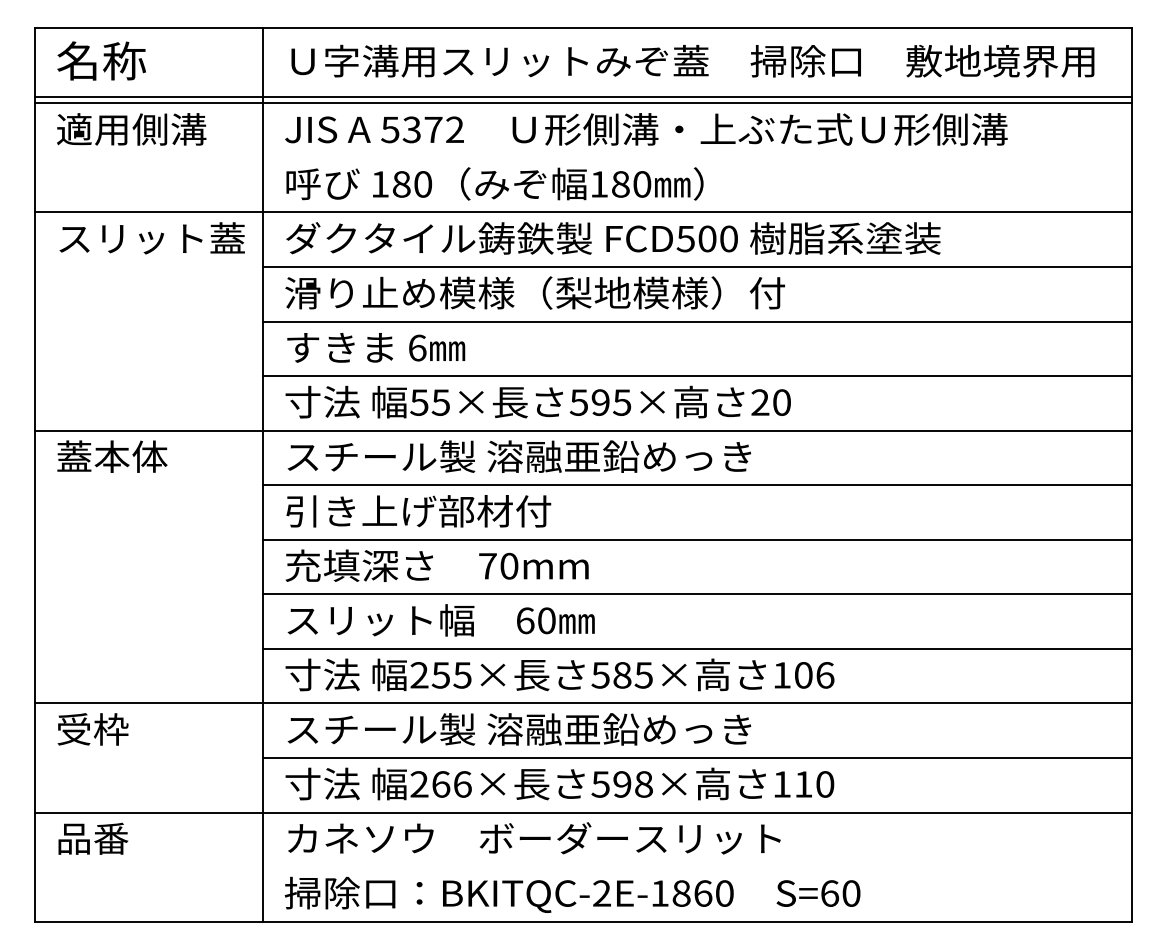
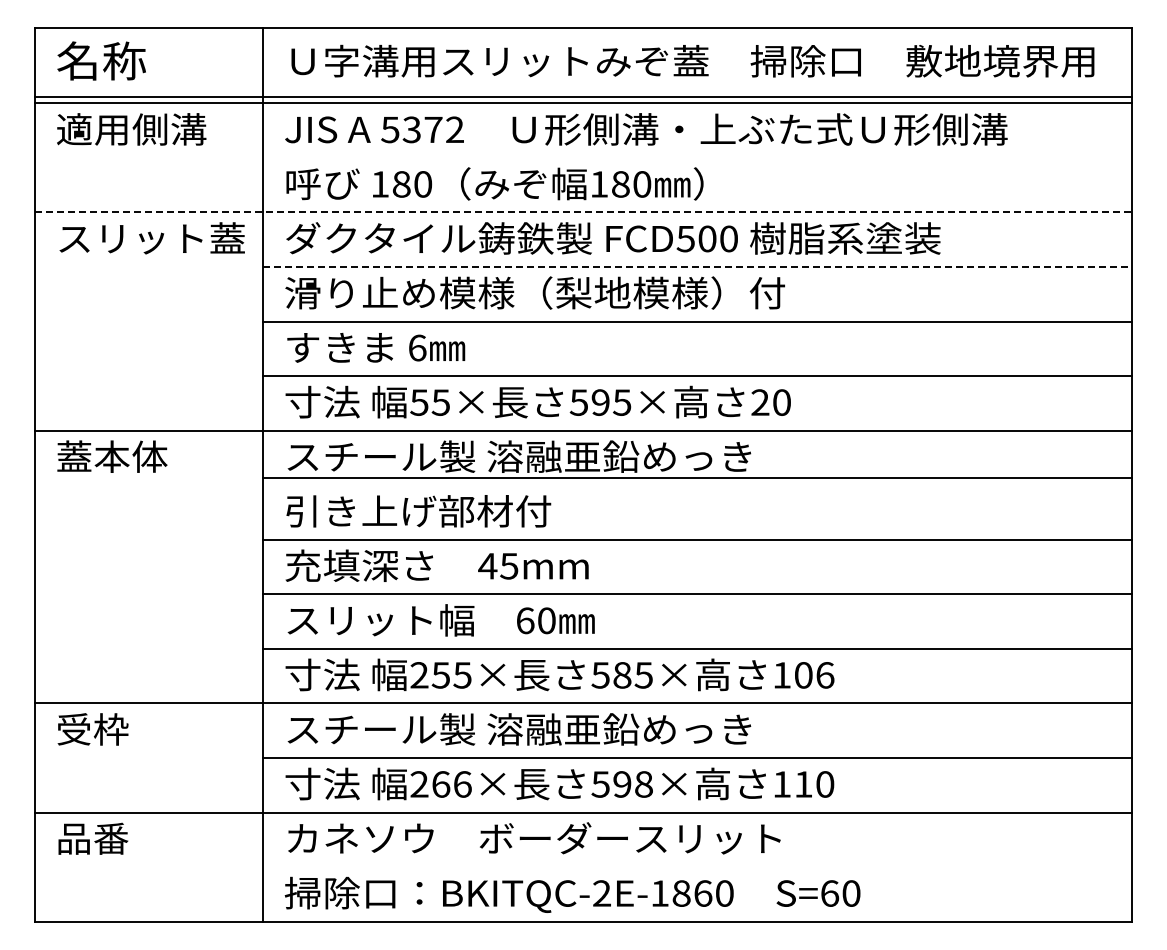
line: solid -> dashed (583, 212)
line: solid -> dashed (698, 267)
line position: (697, 485) -> (697, 478) (697, 478)
text: 70mm -> 45mm (498, 565)
